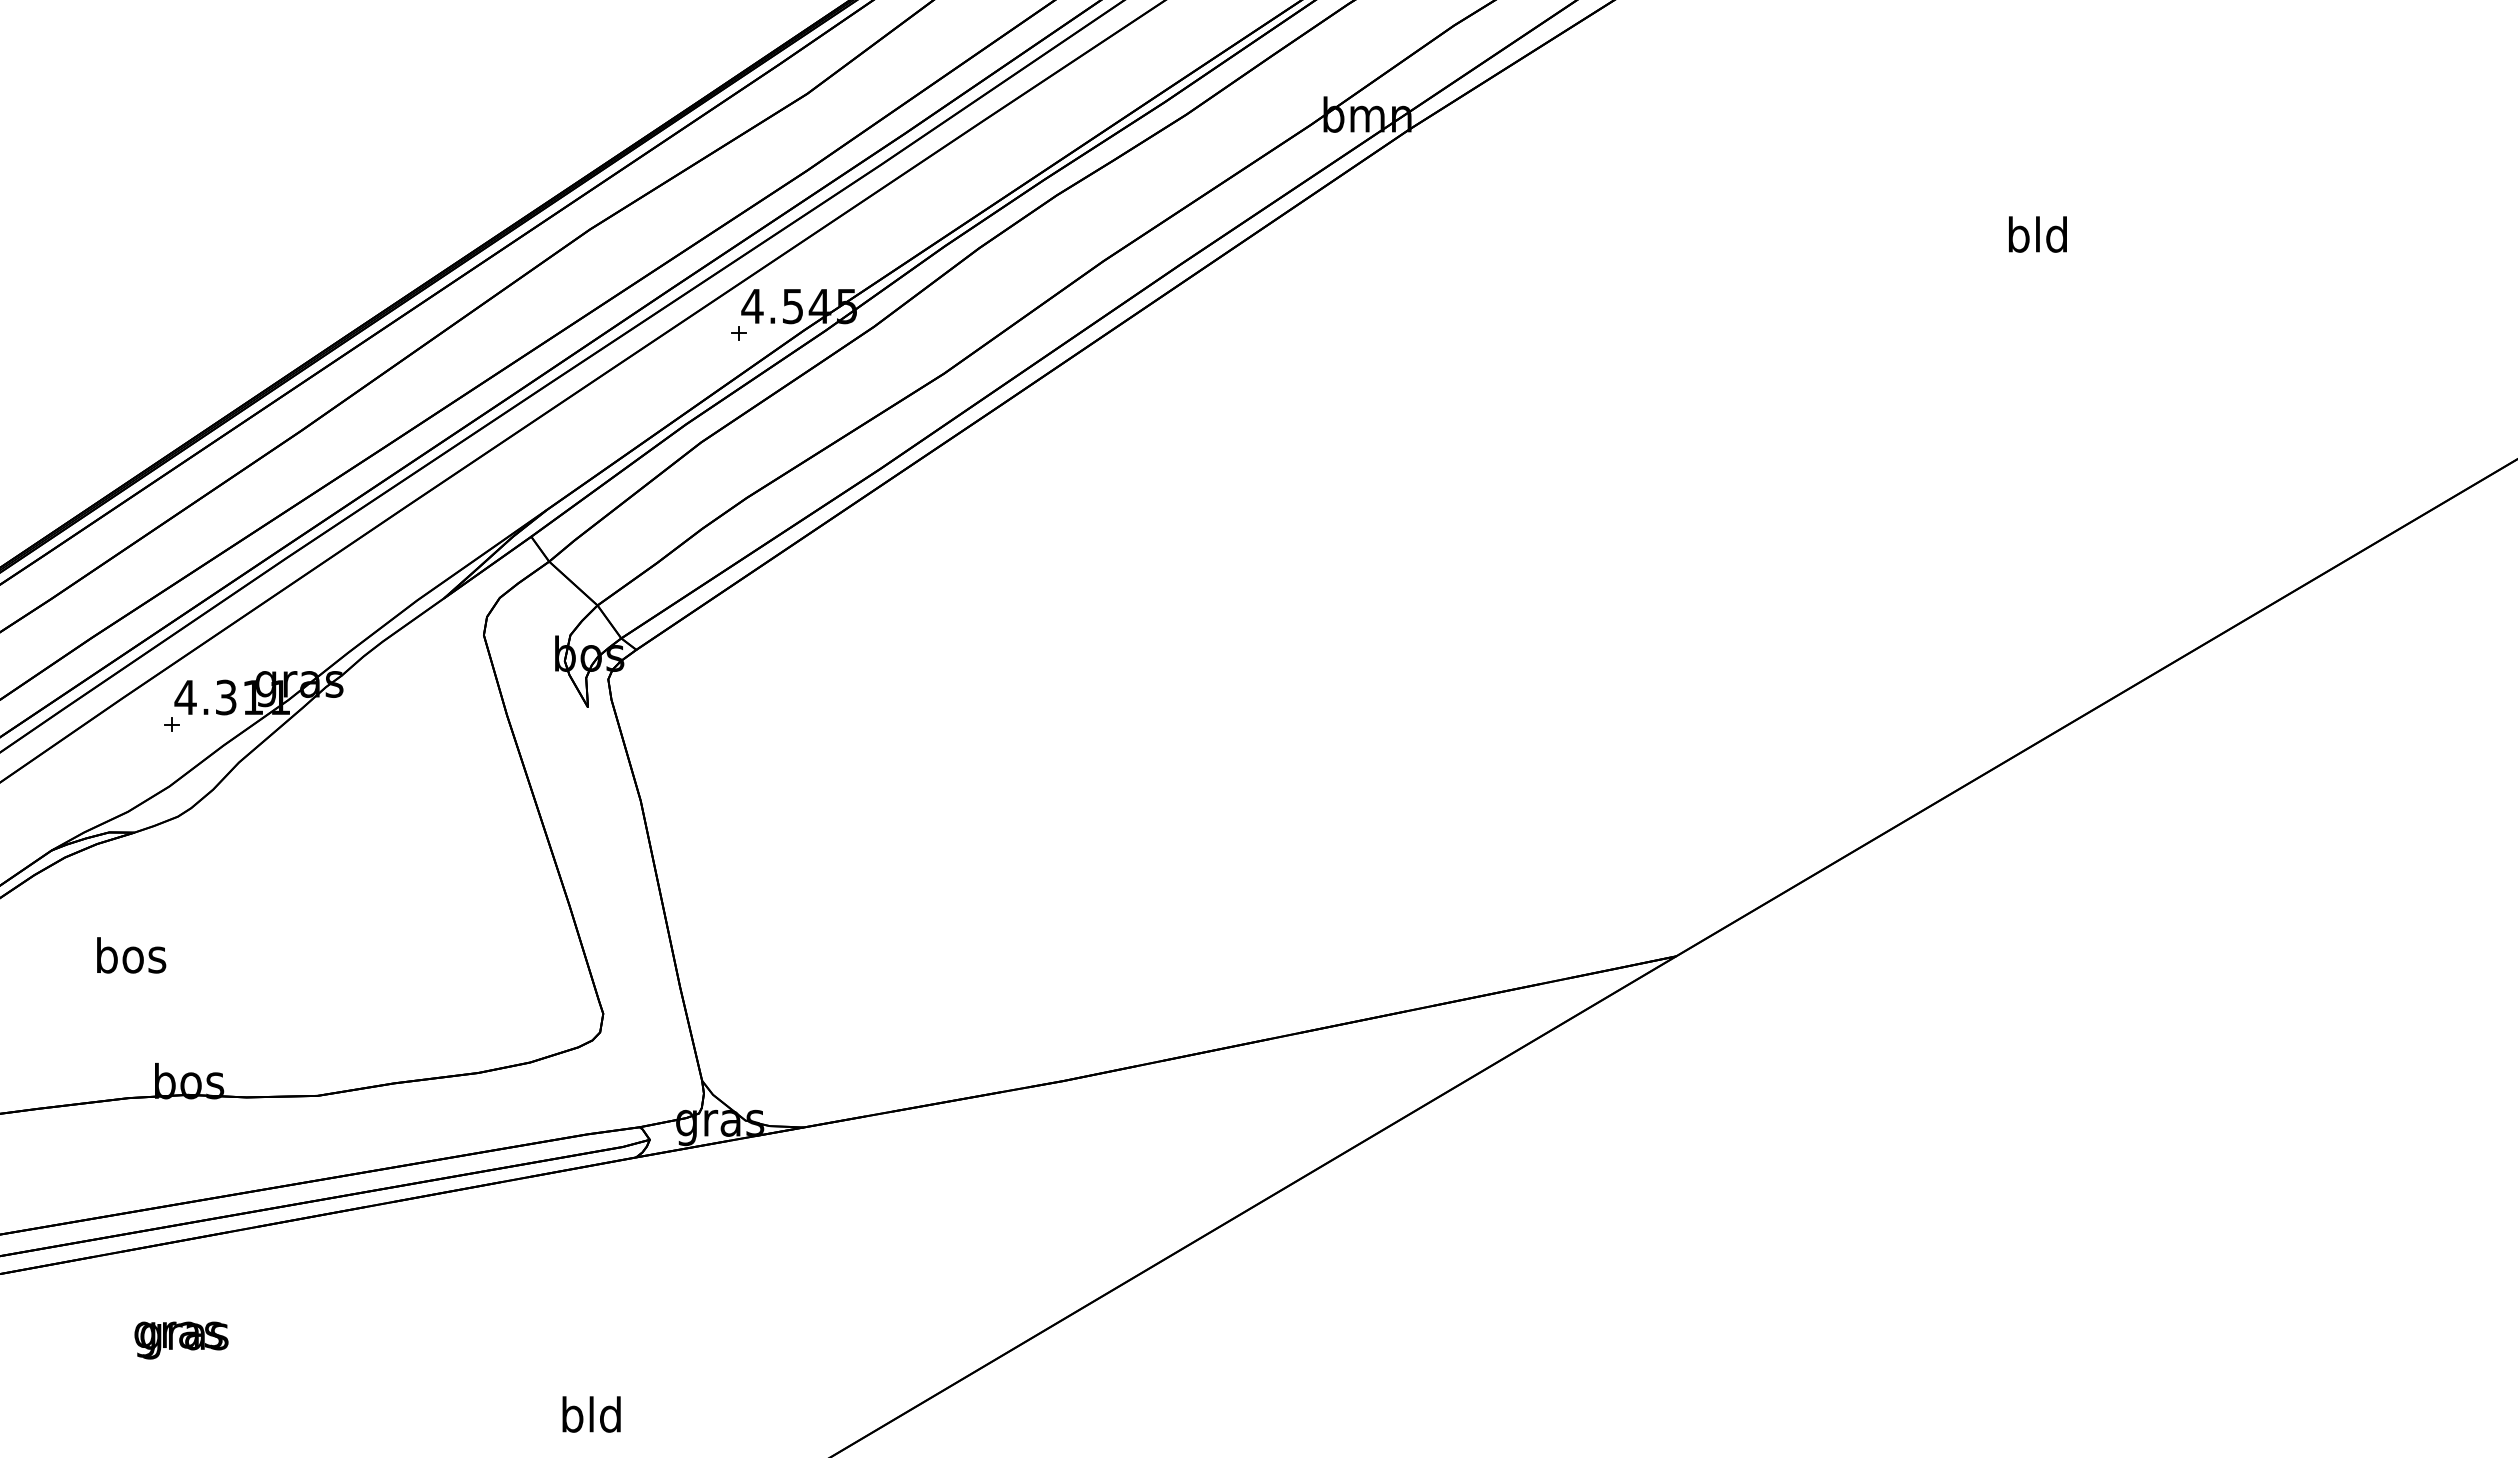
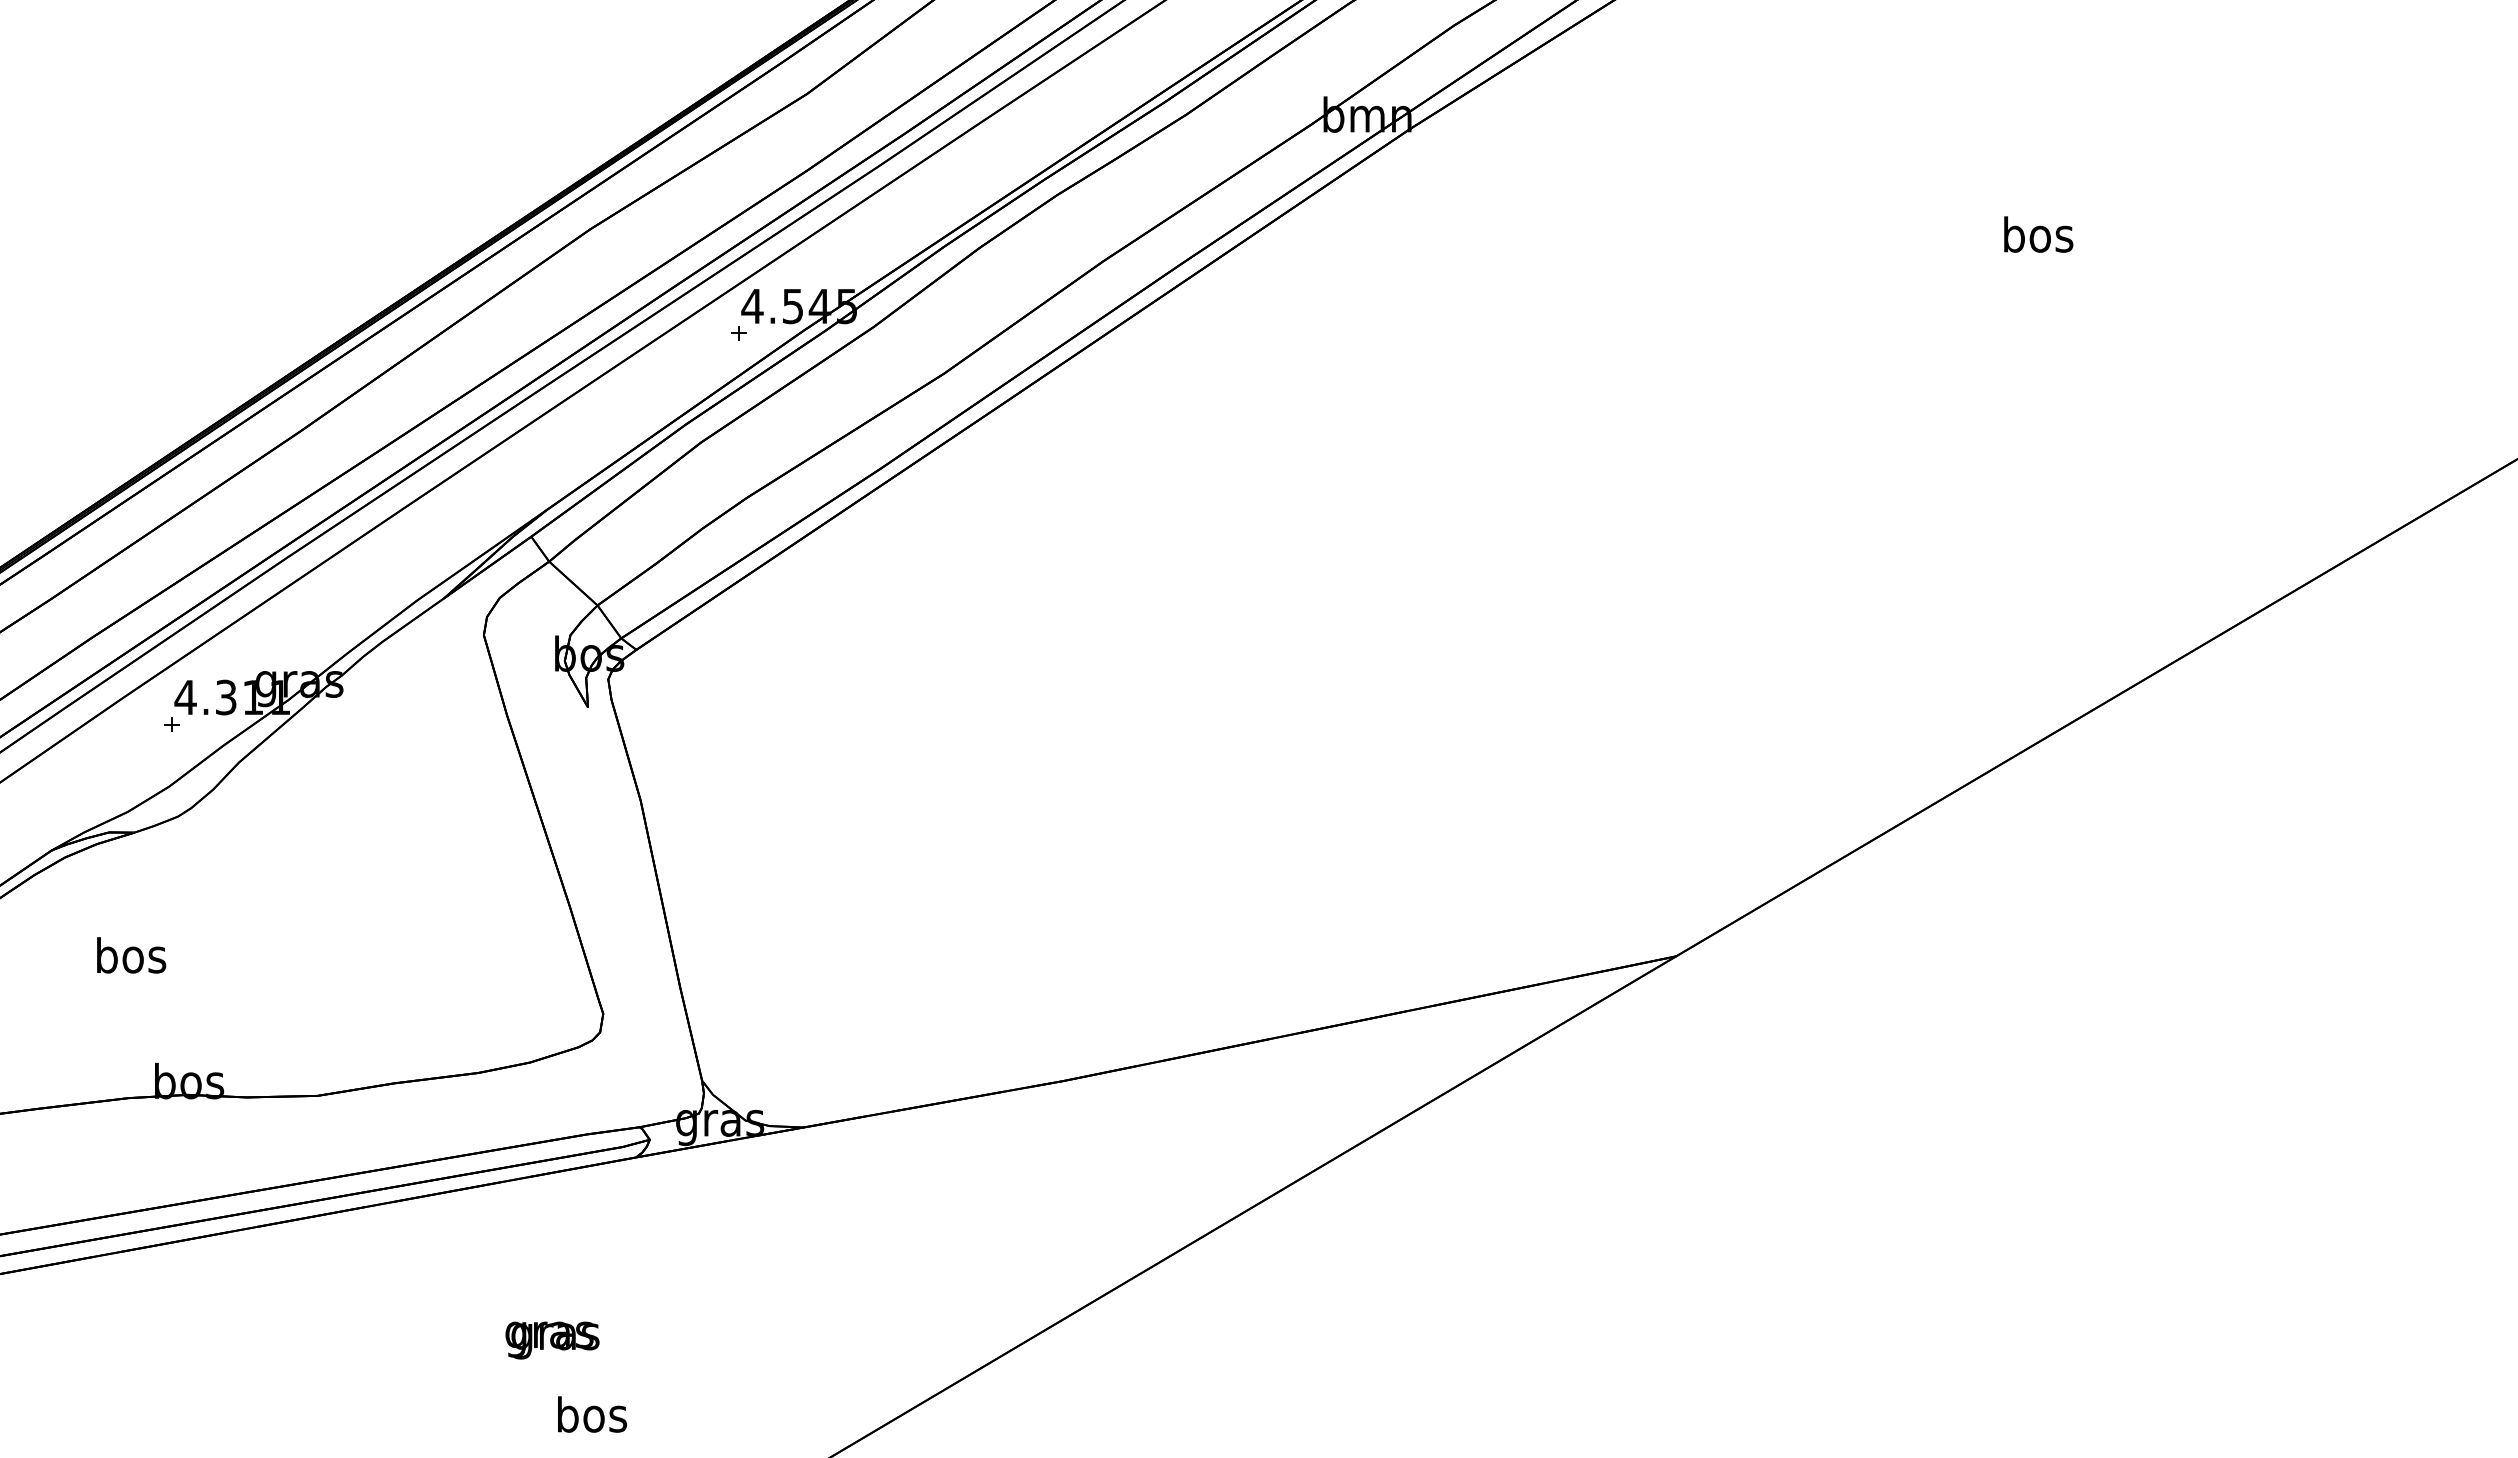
text: bld -> bos (2038, 234)
text position: (181, 1340) -> (552, 1340) (552, 1340)
text: bld -> bos (592, 1414)
